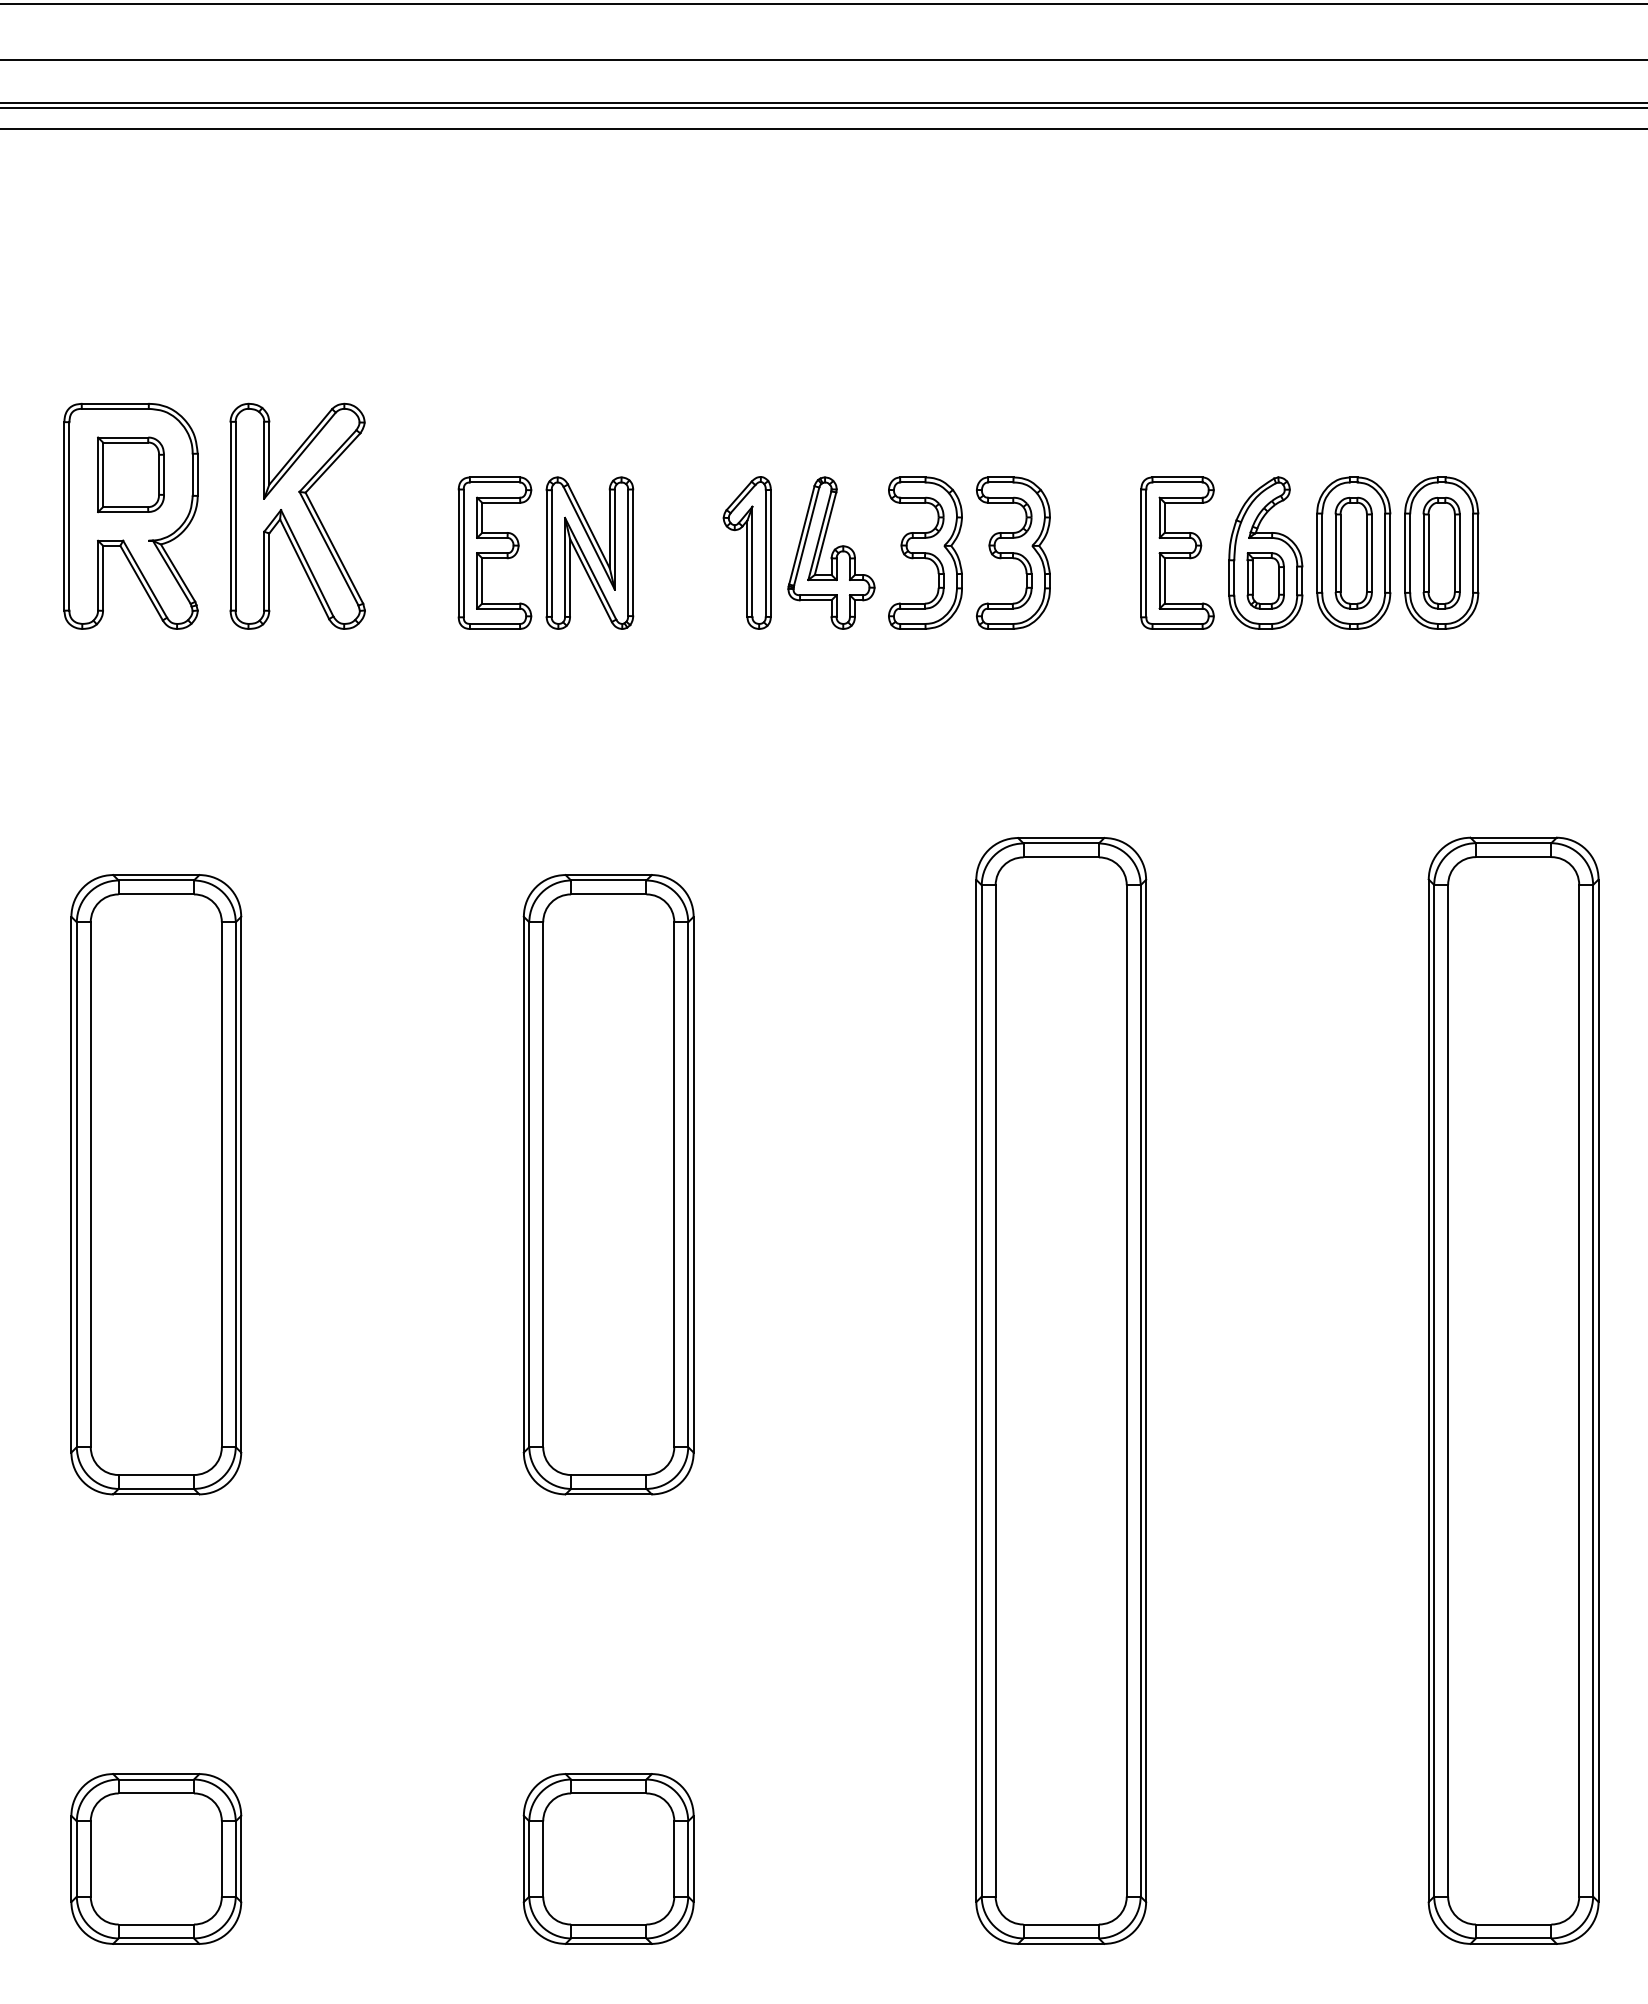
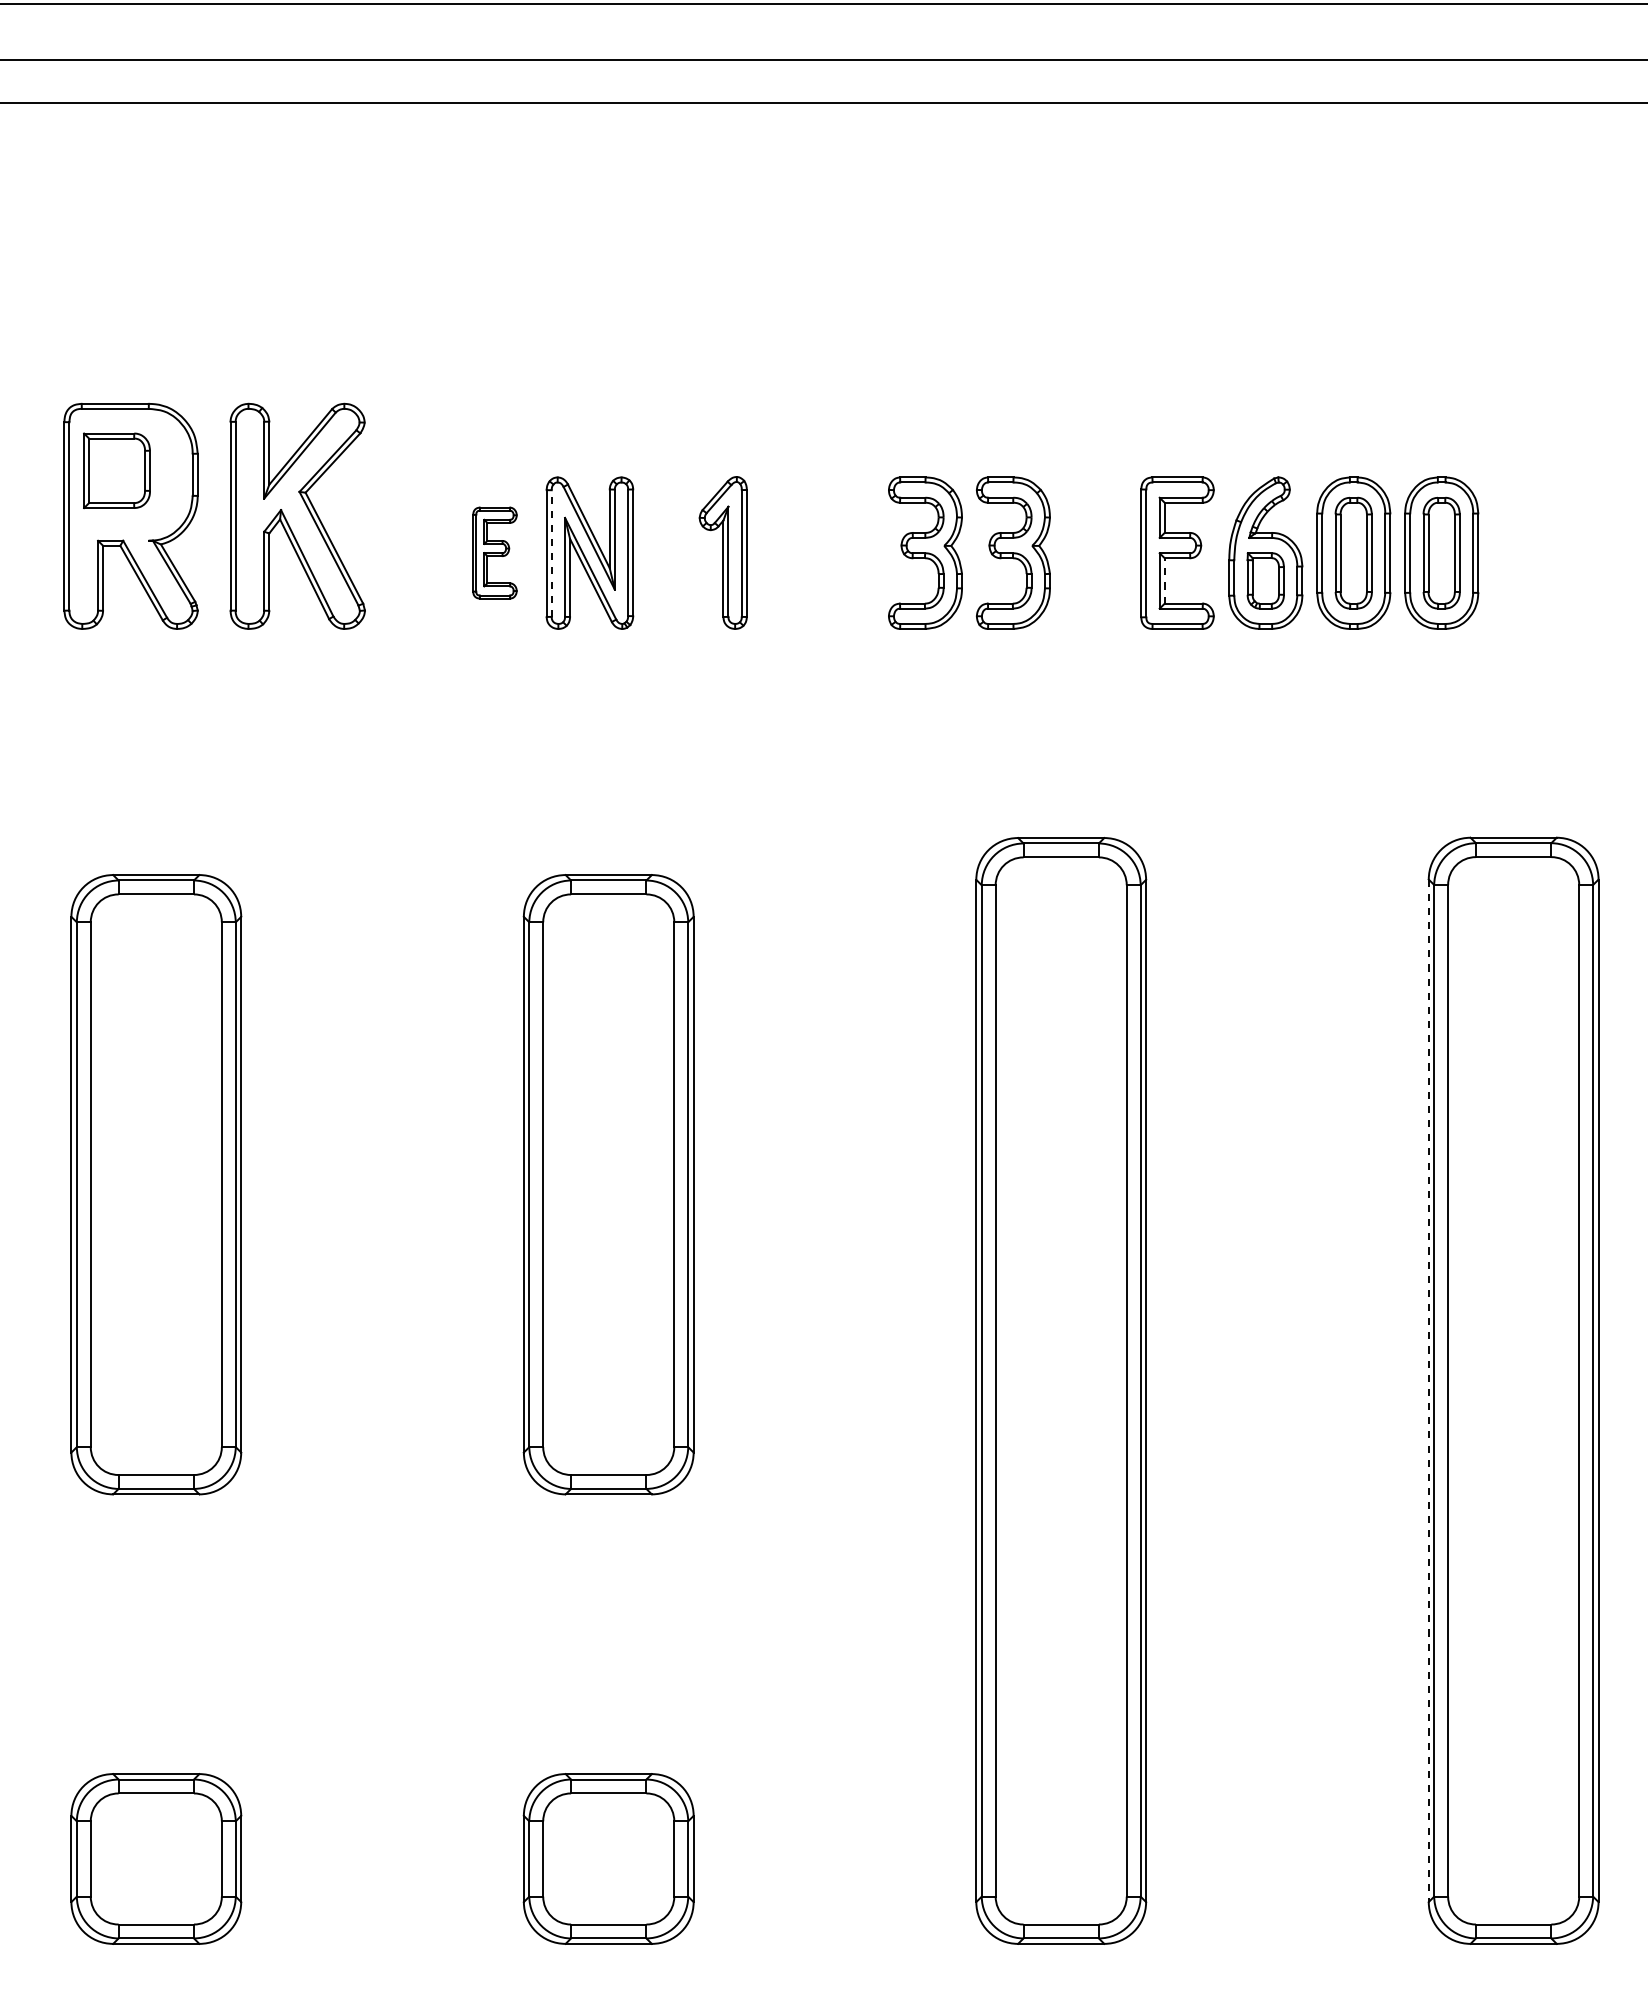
line: present -> none (823, 108)
line: present -> none (823, 129)
part position: (130, 474) -> (116, 470) (116, 470)
part size: 76x154 px -> 46x94 px (494, 552)
part position: (746, 552) -> (722, 552) (722, 552)
part: present -> none (831, 552)
line: solid -> dashed (551, 553)
line: solid -> dashed (1164, 580)
line: solid -> dashed (1428, 1391)
